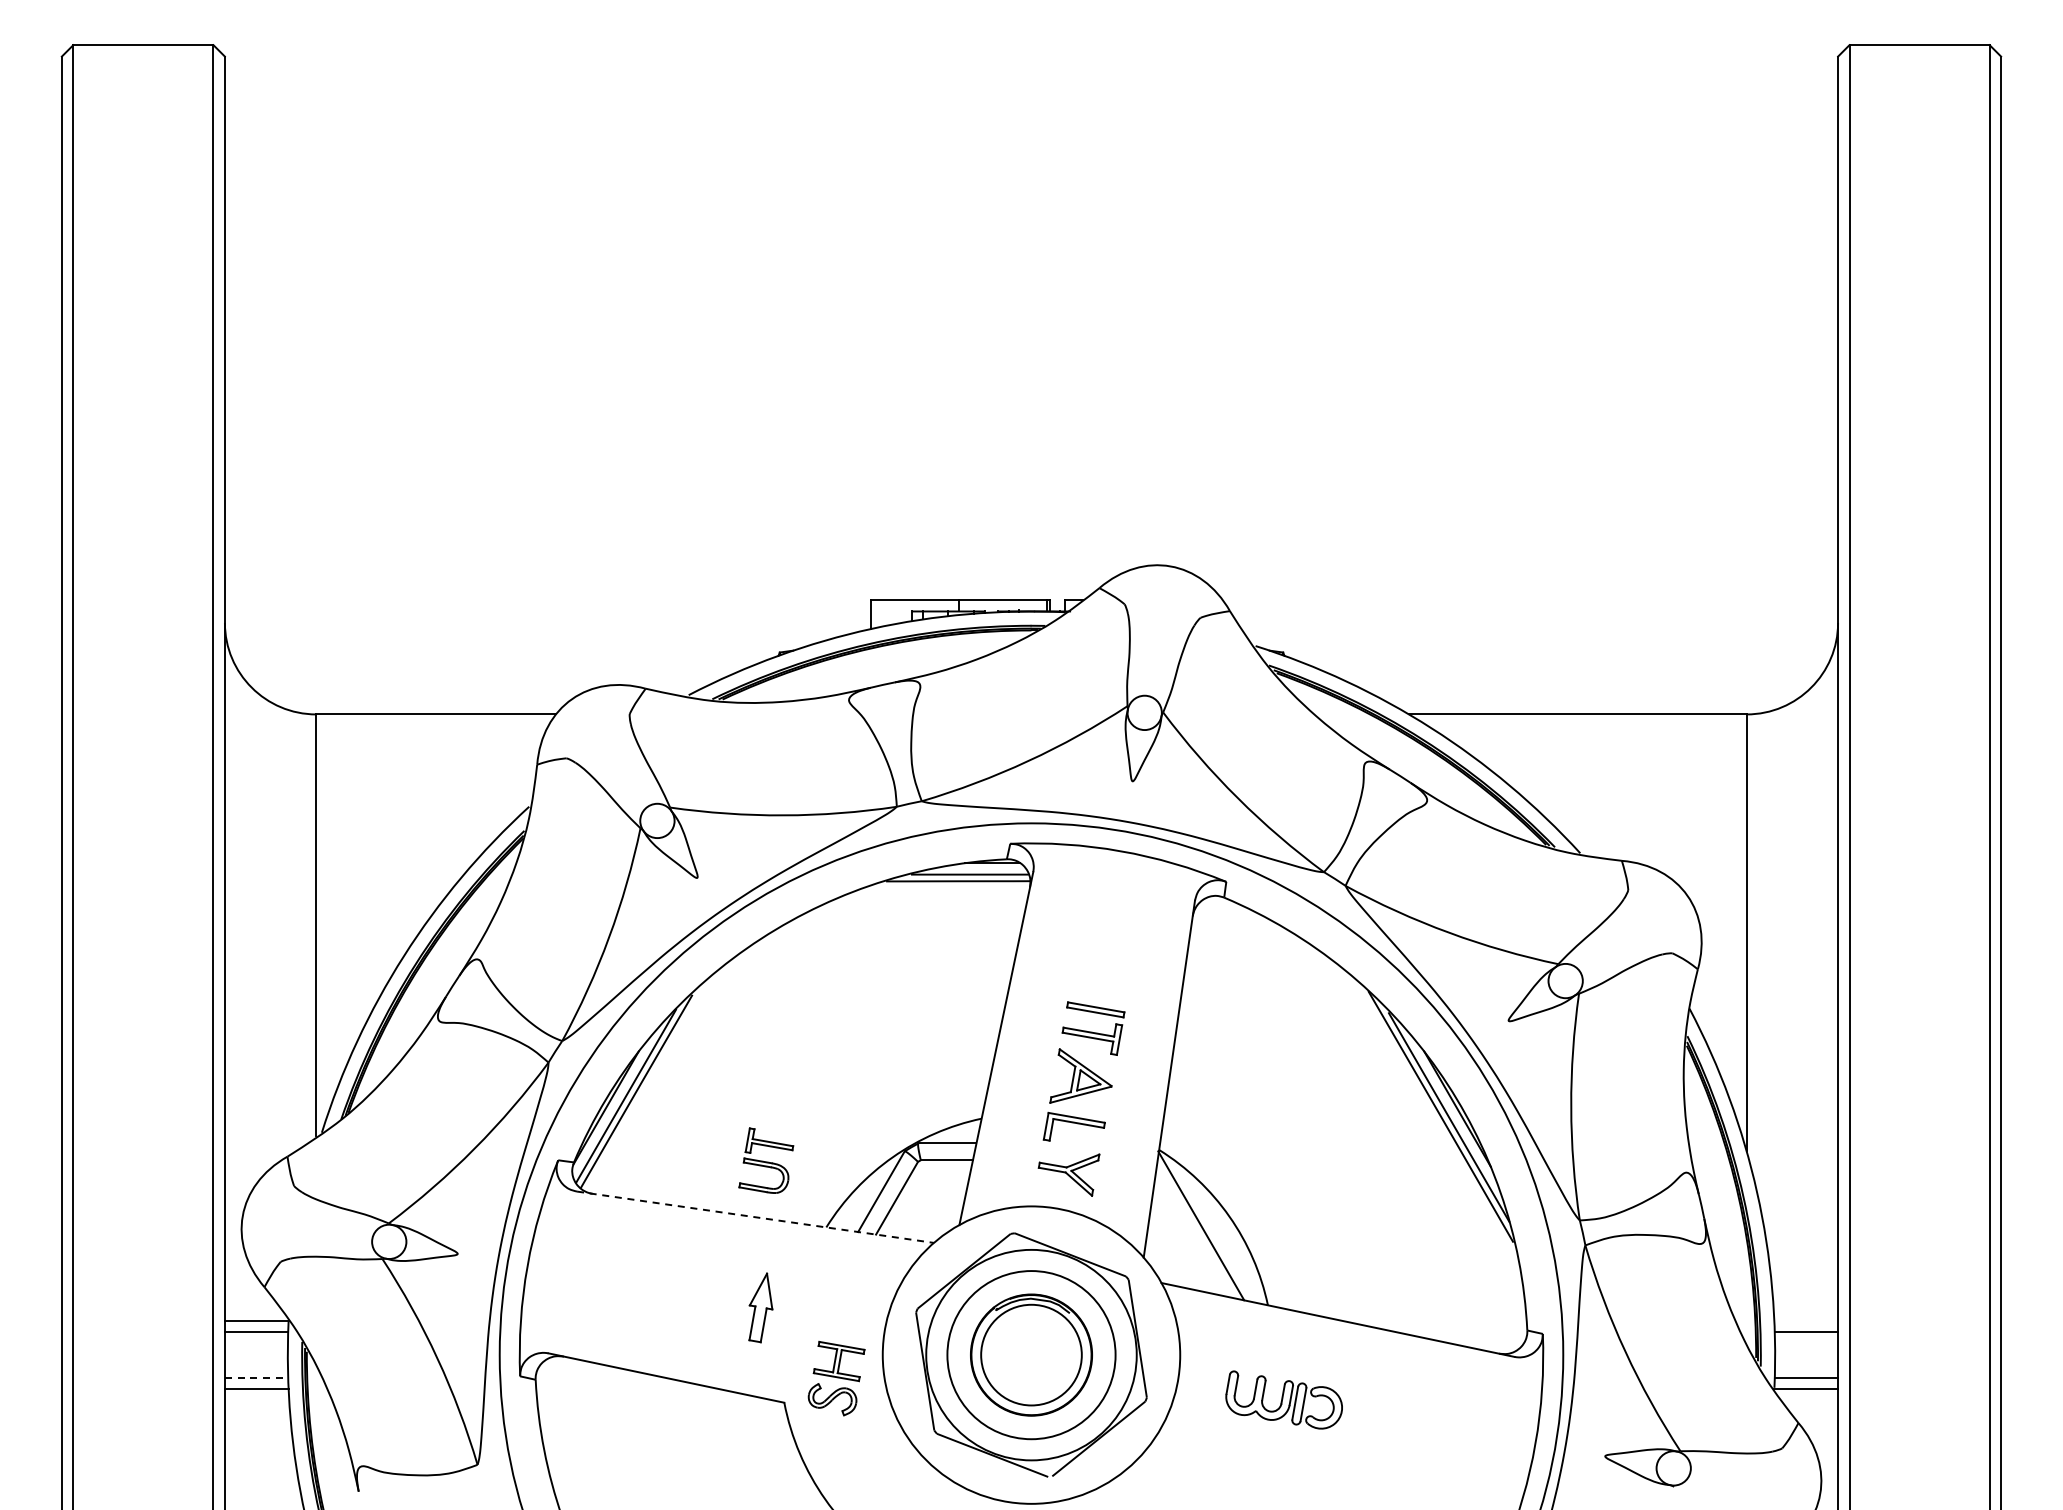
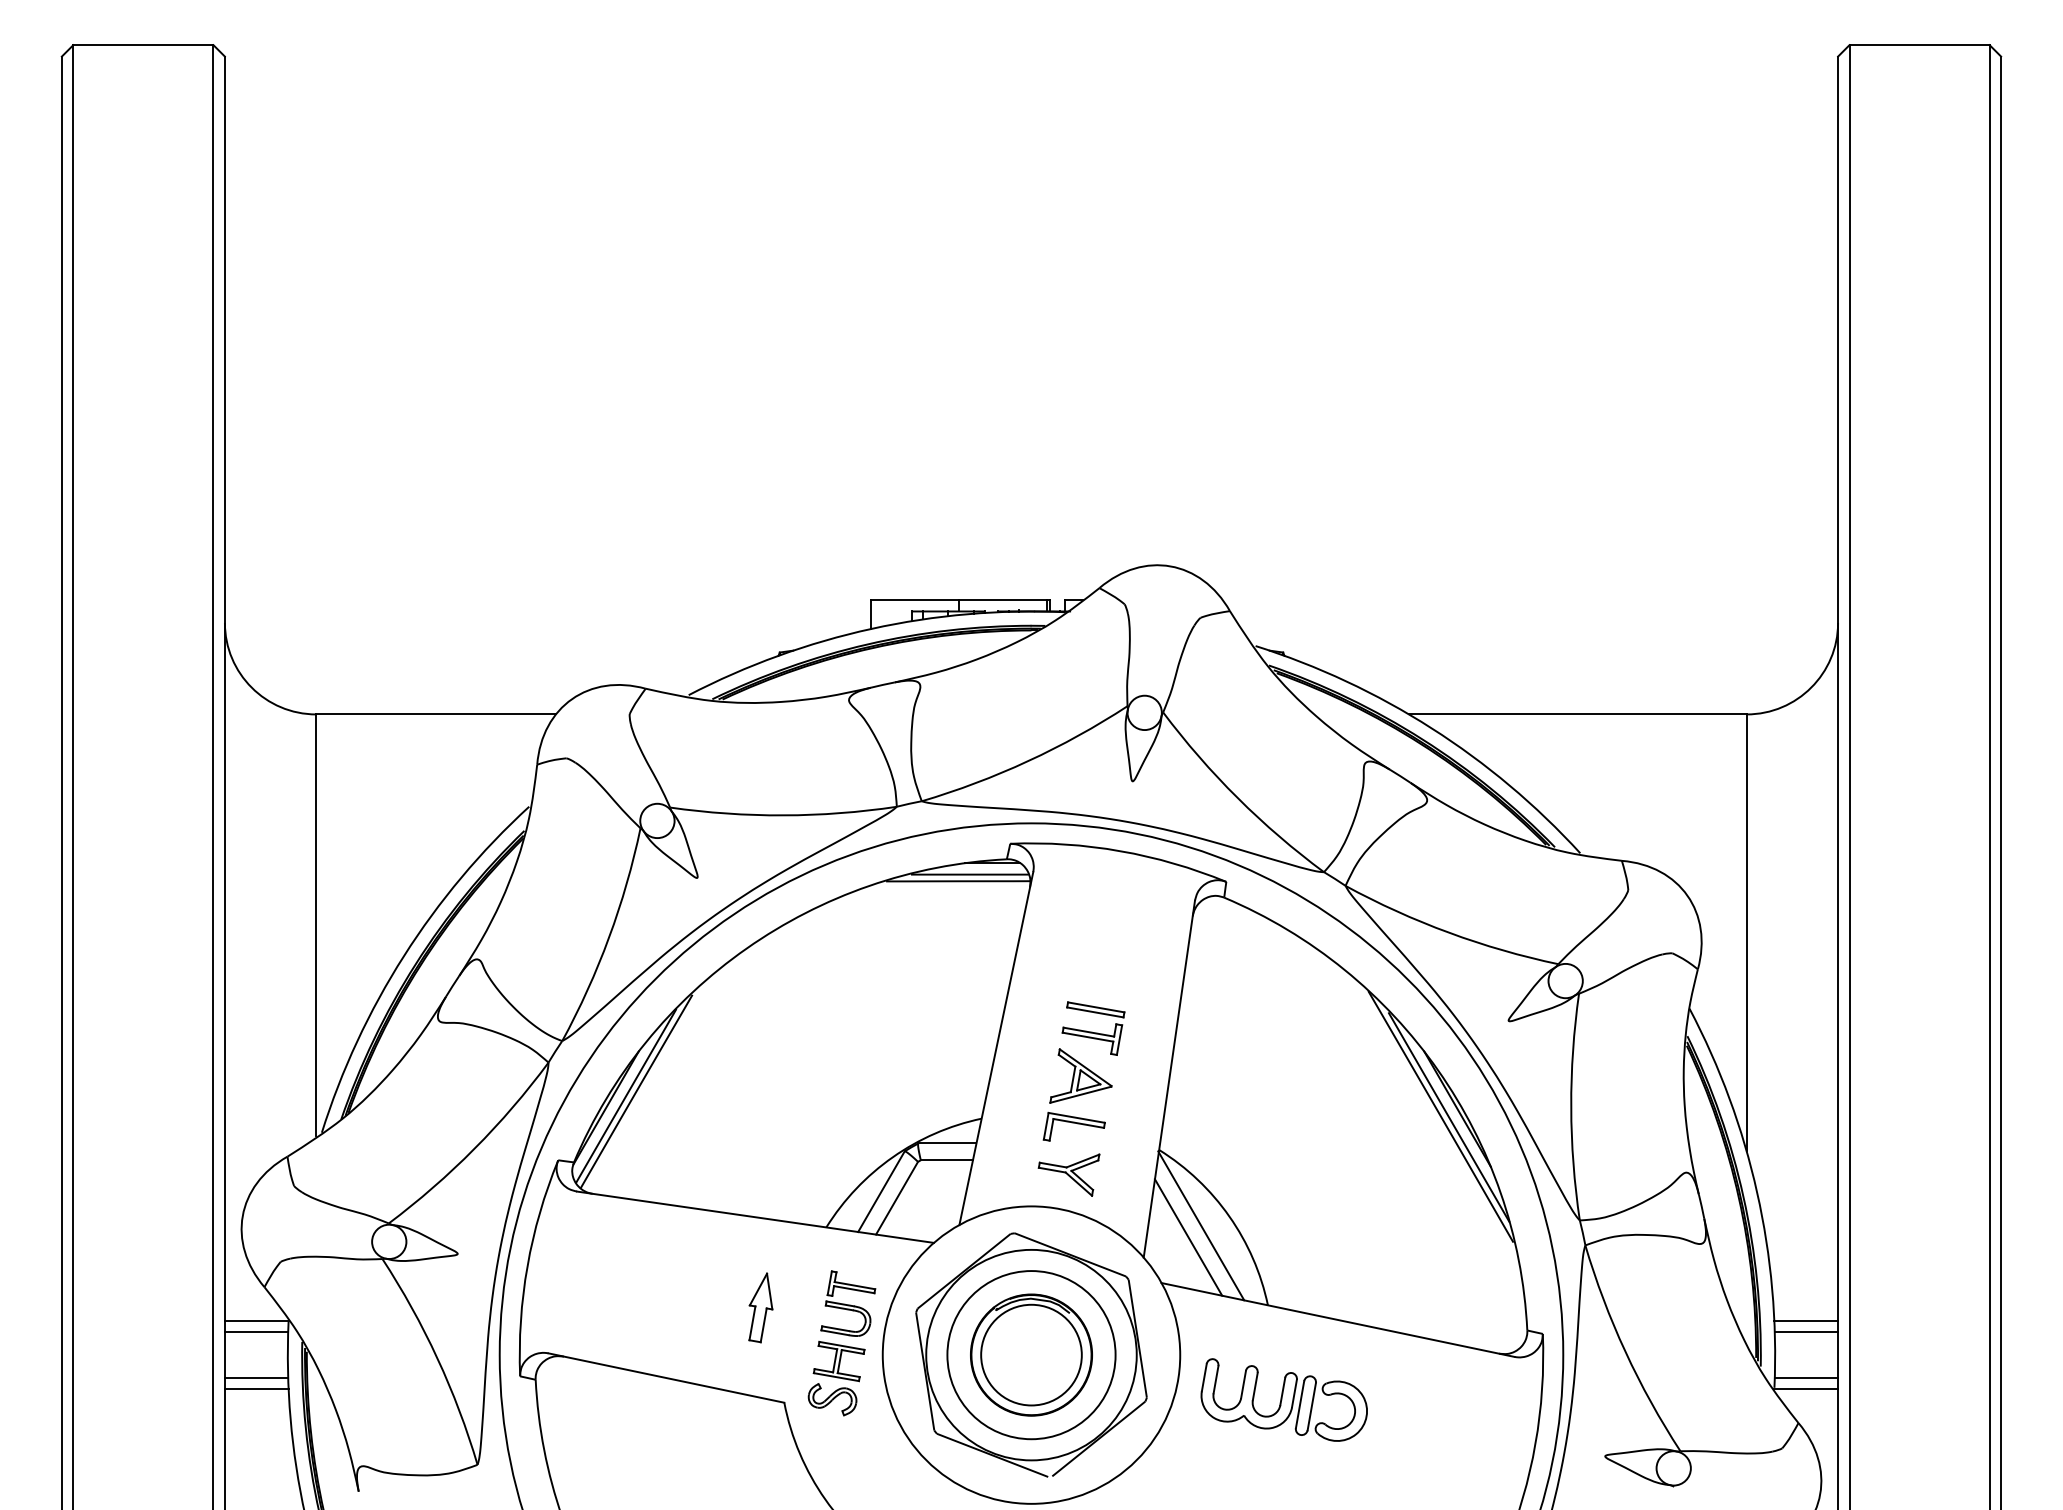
part position: (766, 1160) -> (848, 1303) (848, 1303)
line: dashed -> solid (755, 1217)
line: none -> present (1188, 1237)
line: none -> present (1806, 1320)
line: dashed -> solid (256, 1378)
part size: 118x60 px -> 168x84 px (1283, 1399)
